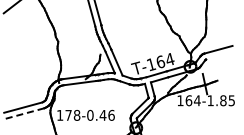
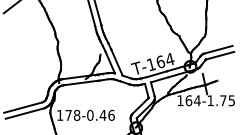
line: none -> present (220, 55)
text: 164-1.85 -> 164-1.75 (223, 100)
line: dashed -> solid (24, 113)
